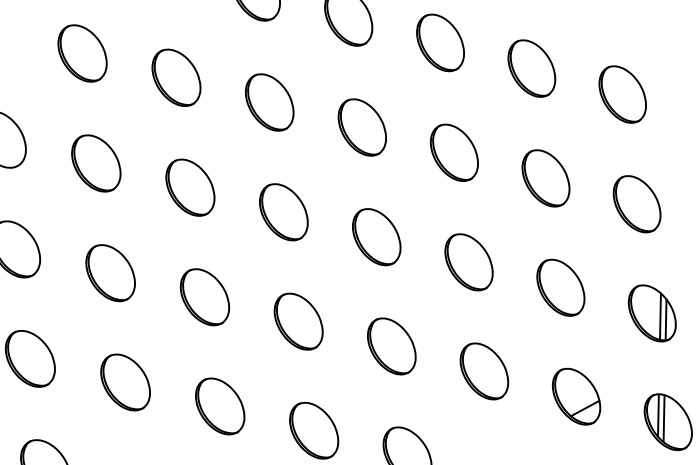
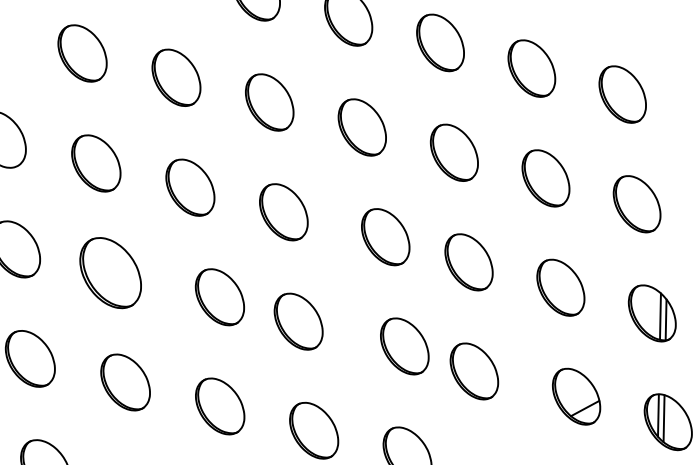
part position: (376, 237) -> (385, 237) (385, 237)
part size: 51x59 px -> 63x73 px (110, 273)
part position: (204, 297) -> (219, 297) (219, 297)
part position: (391, 346) -> (404, 346) (404, 346)
part position: (484, 371) -> (474, 371) (474, 371)
